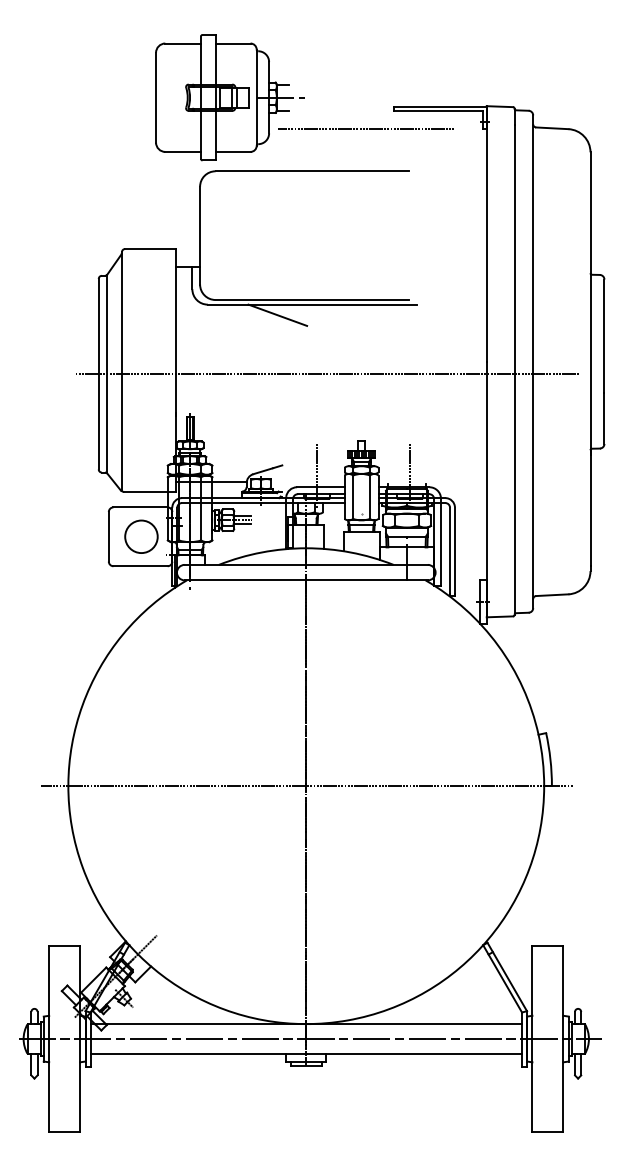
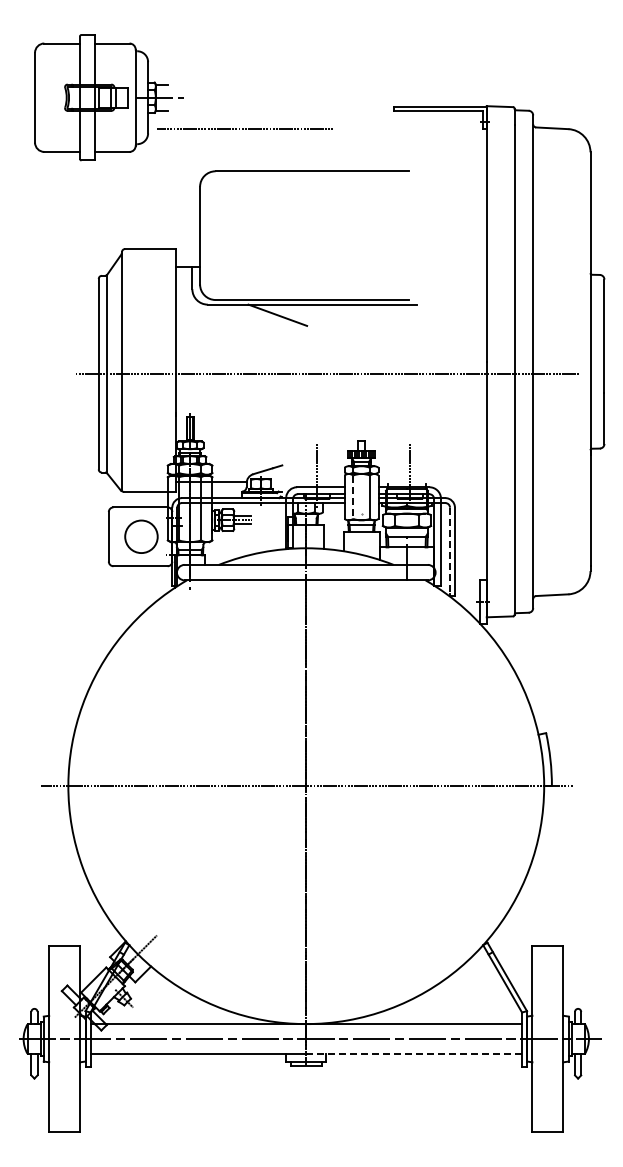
part position: (304, 97) -> (183, 97) (183, 97)
line: solid -> dashed (353, 497)
line: solid -> dashed (450, 551)
line: solid -> dashed (414, 1053)
